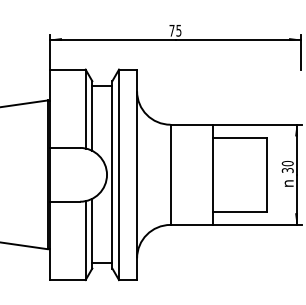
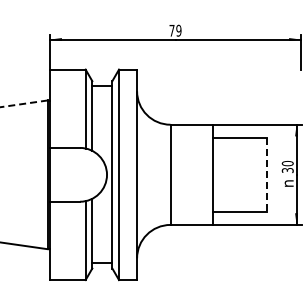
text: 75 -> 79 (178, 30)
line: solid -> dashed (24, 103)
line: solid -> dashed (266, 174)
